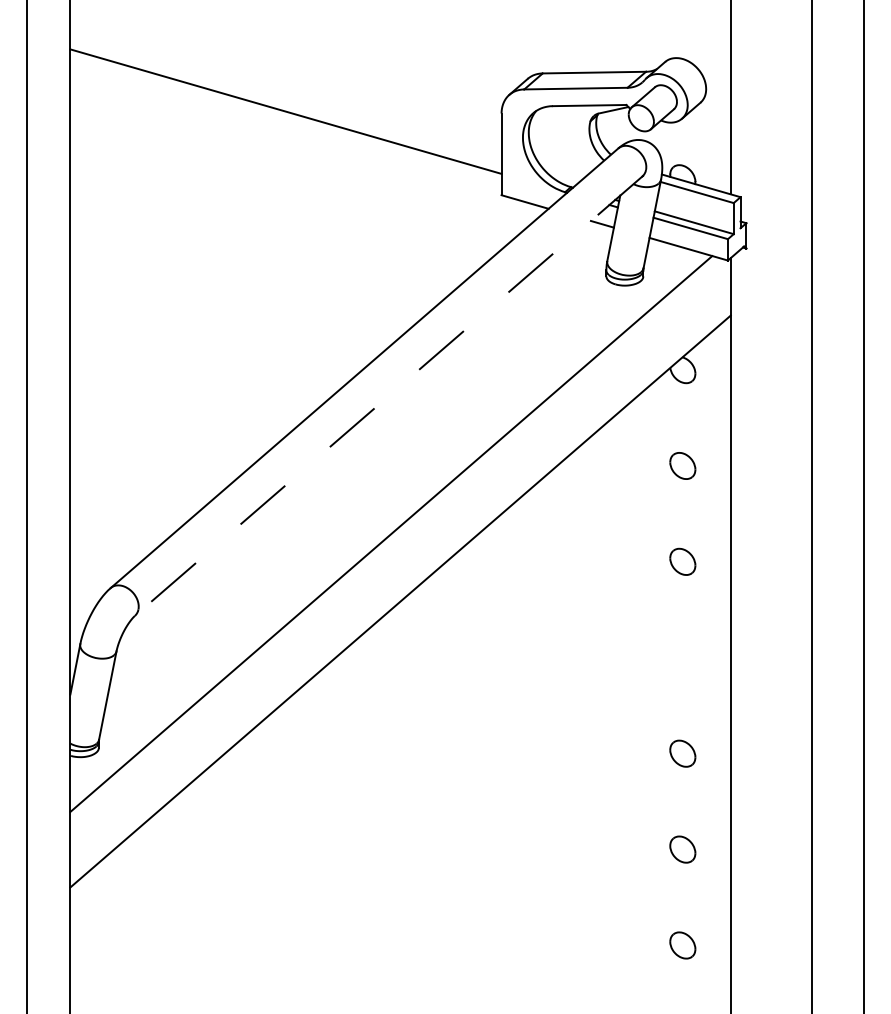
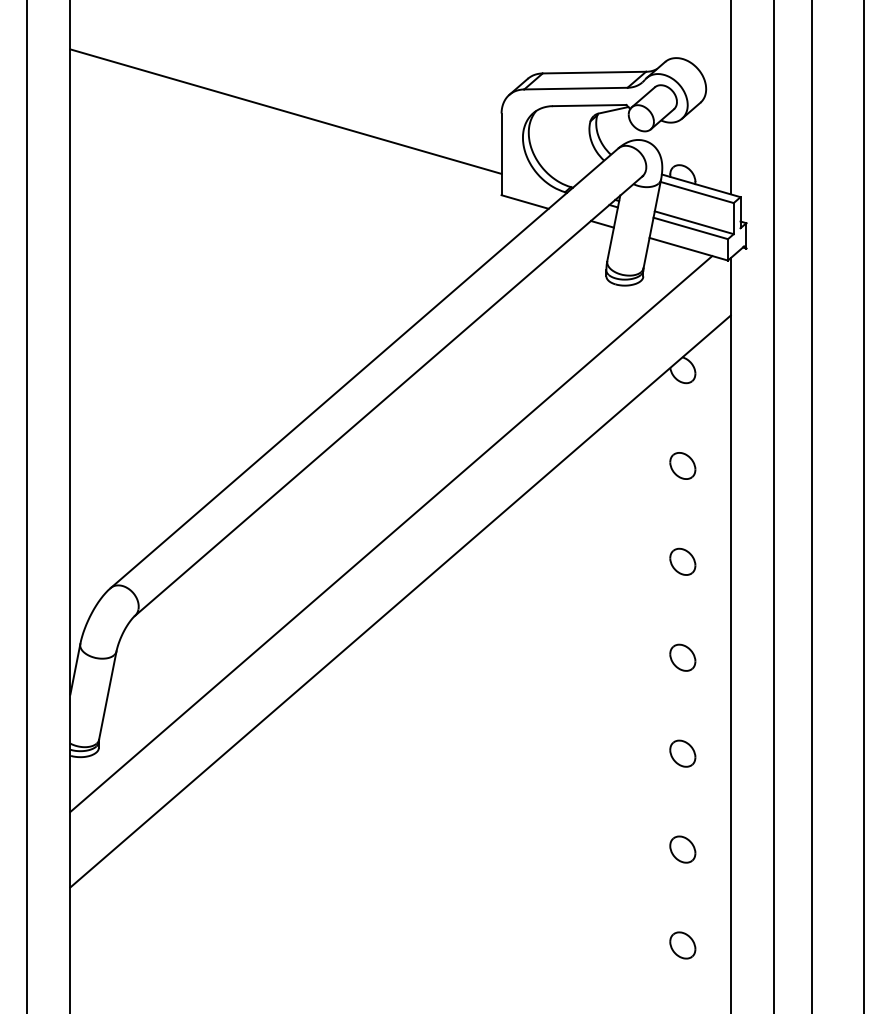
line: dashed -> solid (388, 396)
line: none -> present (774, 506)
part: none -> present (682, 657)
